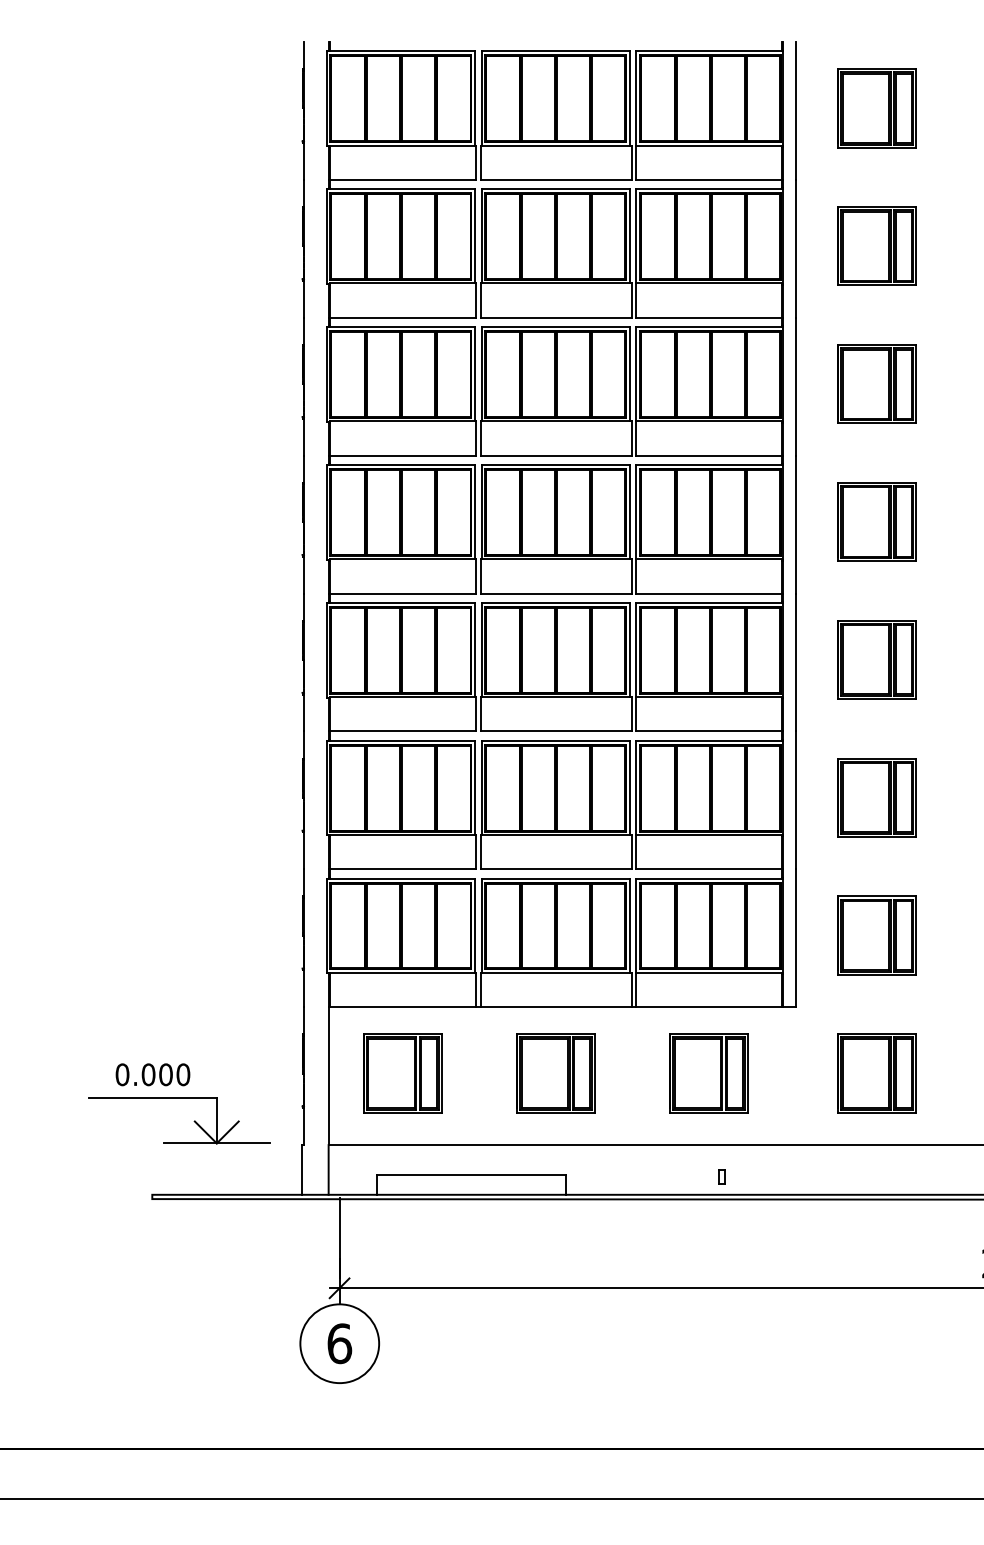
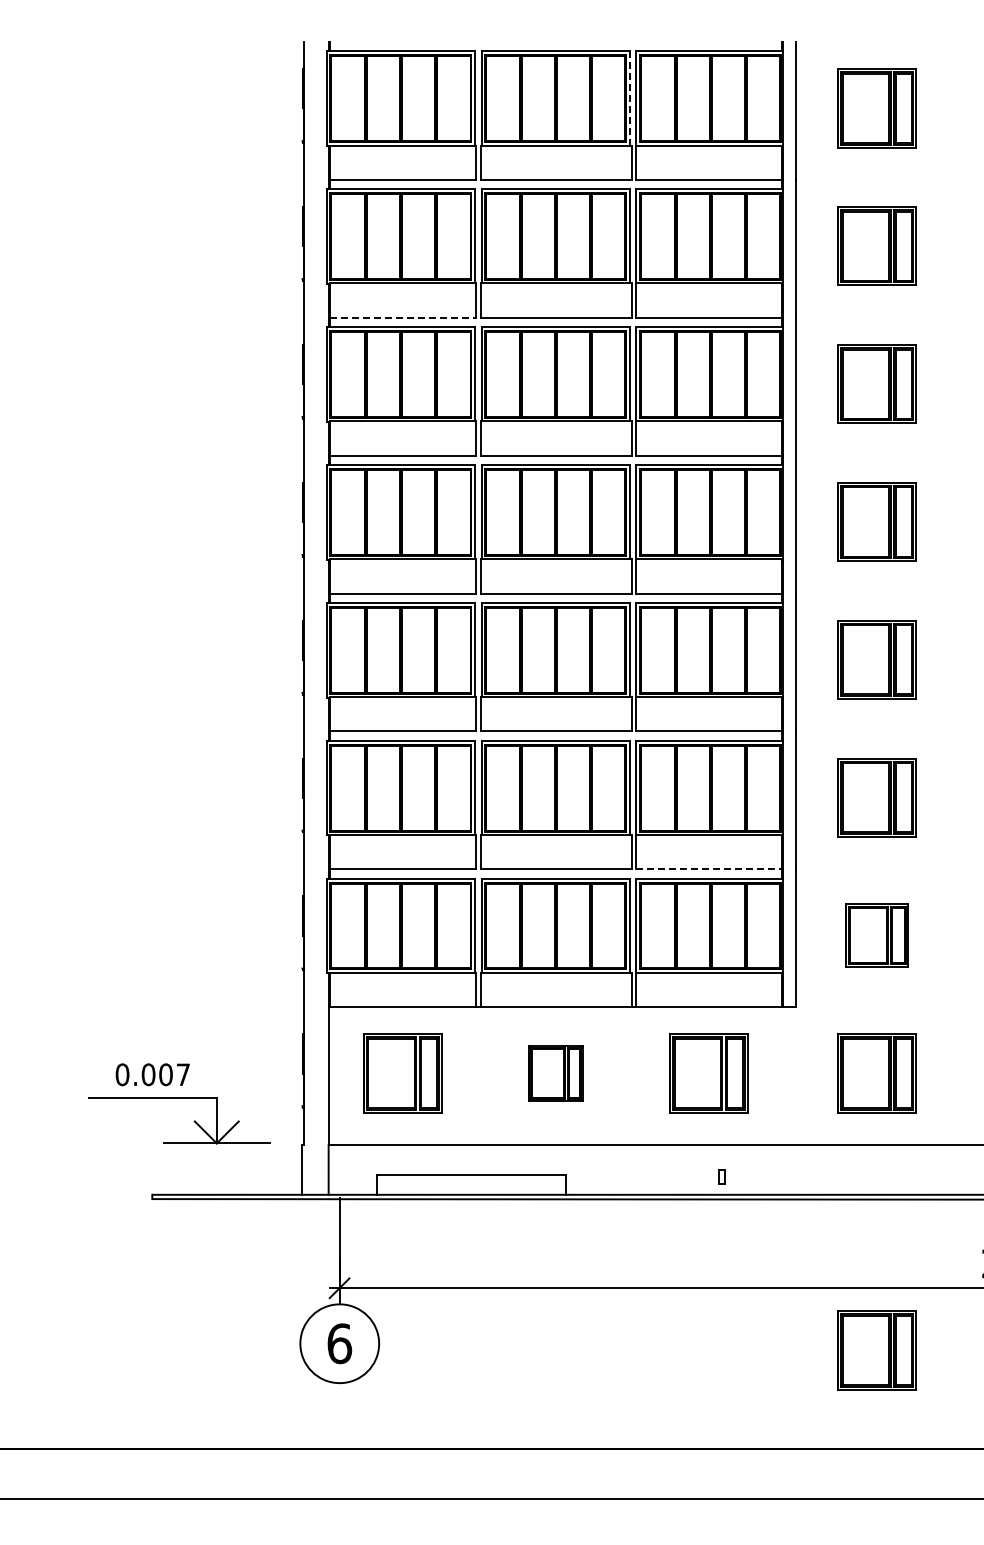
line: solid -> dashed (630, 99)
line: solid -> dashed (403, 317)
line: solid -> dashed (709, 869)
part size: 80x81 px -> 64x65 px (876, 935)
part size: 80x81 px -> 56x57 px (555, 1073)
text: 0.000 -> 0.007 (183, 1074)
part: none -> present (876, 1350)
